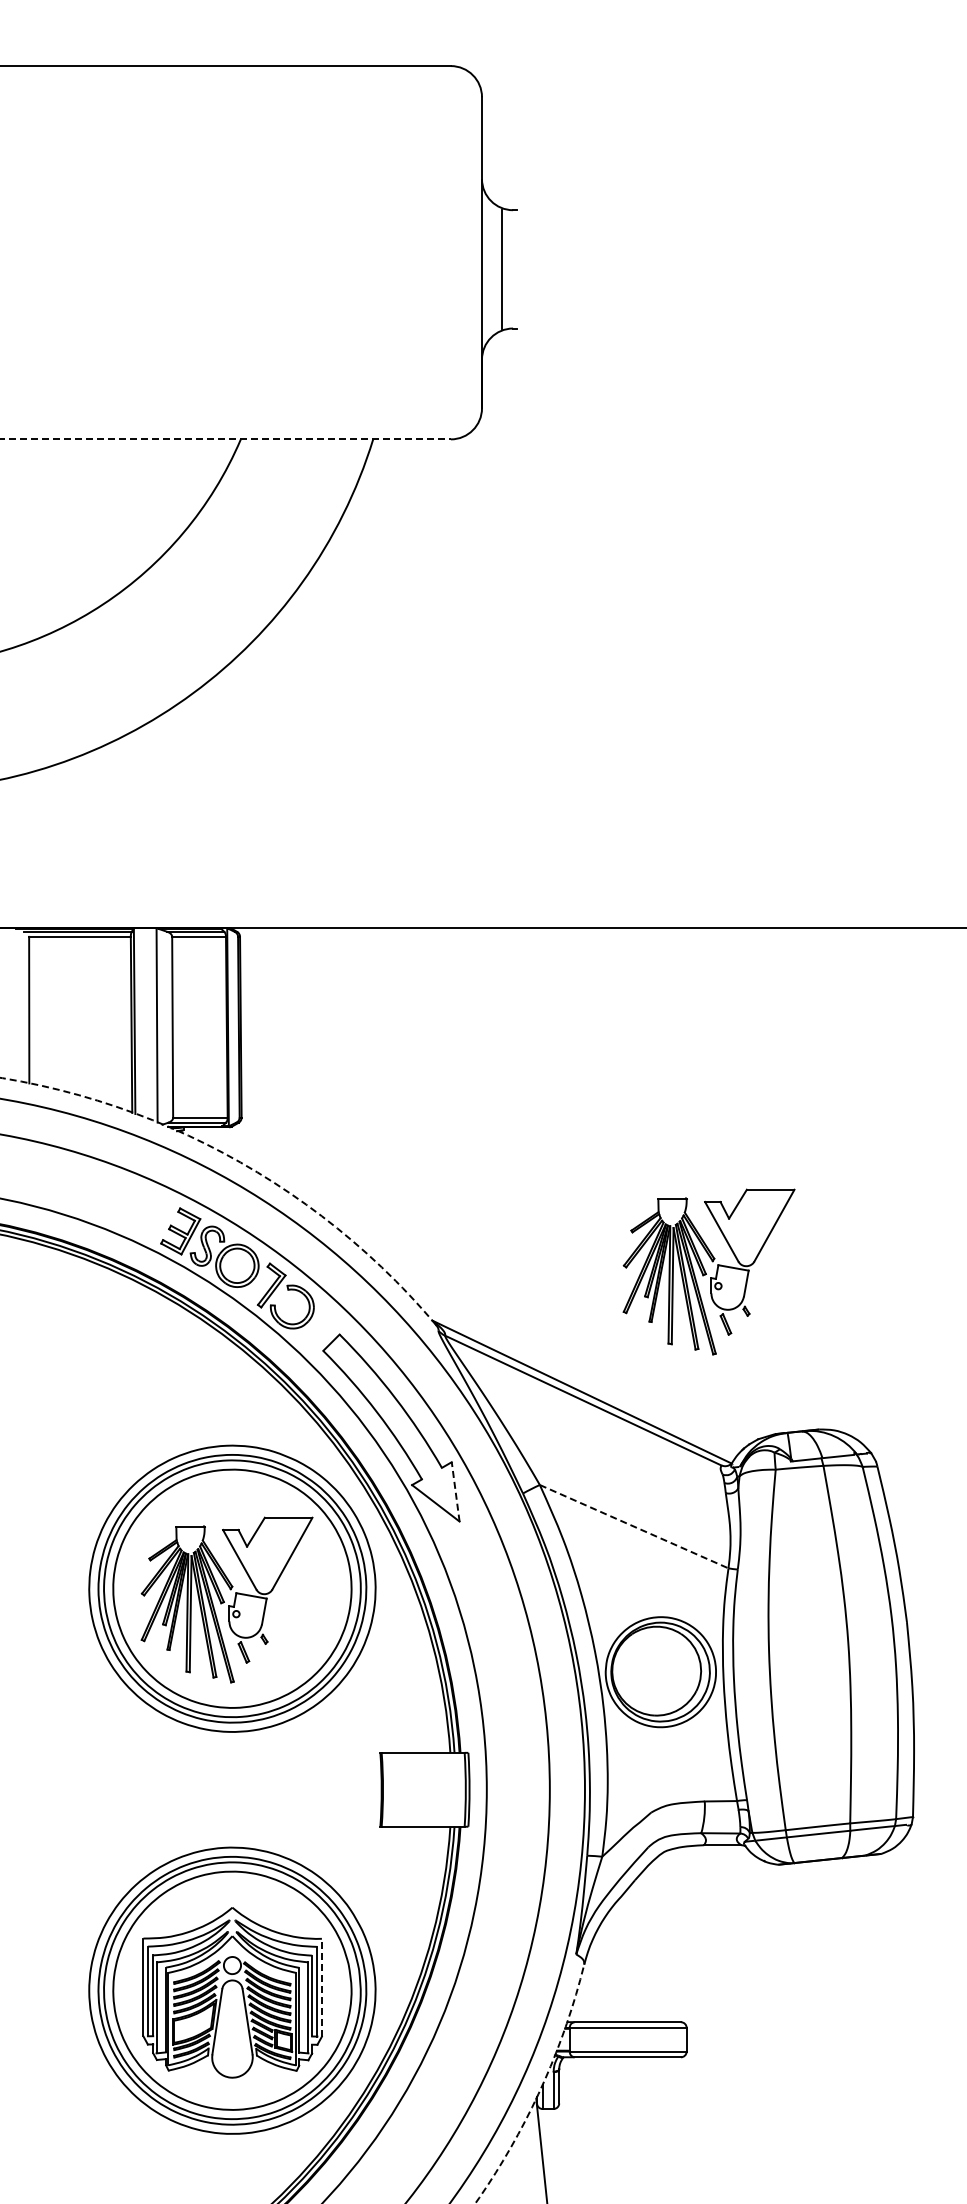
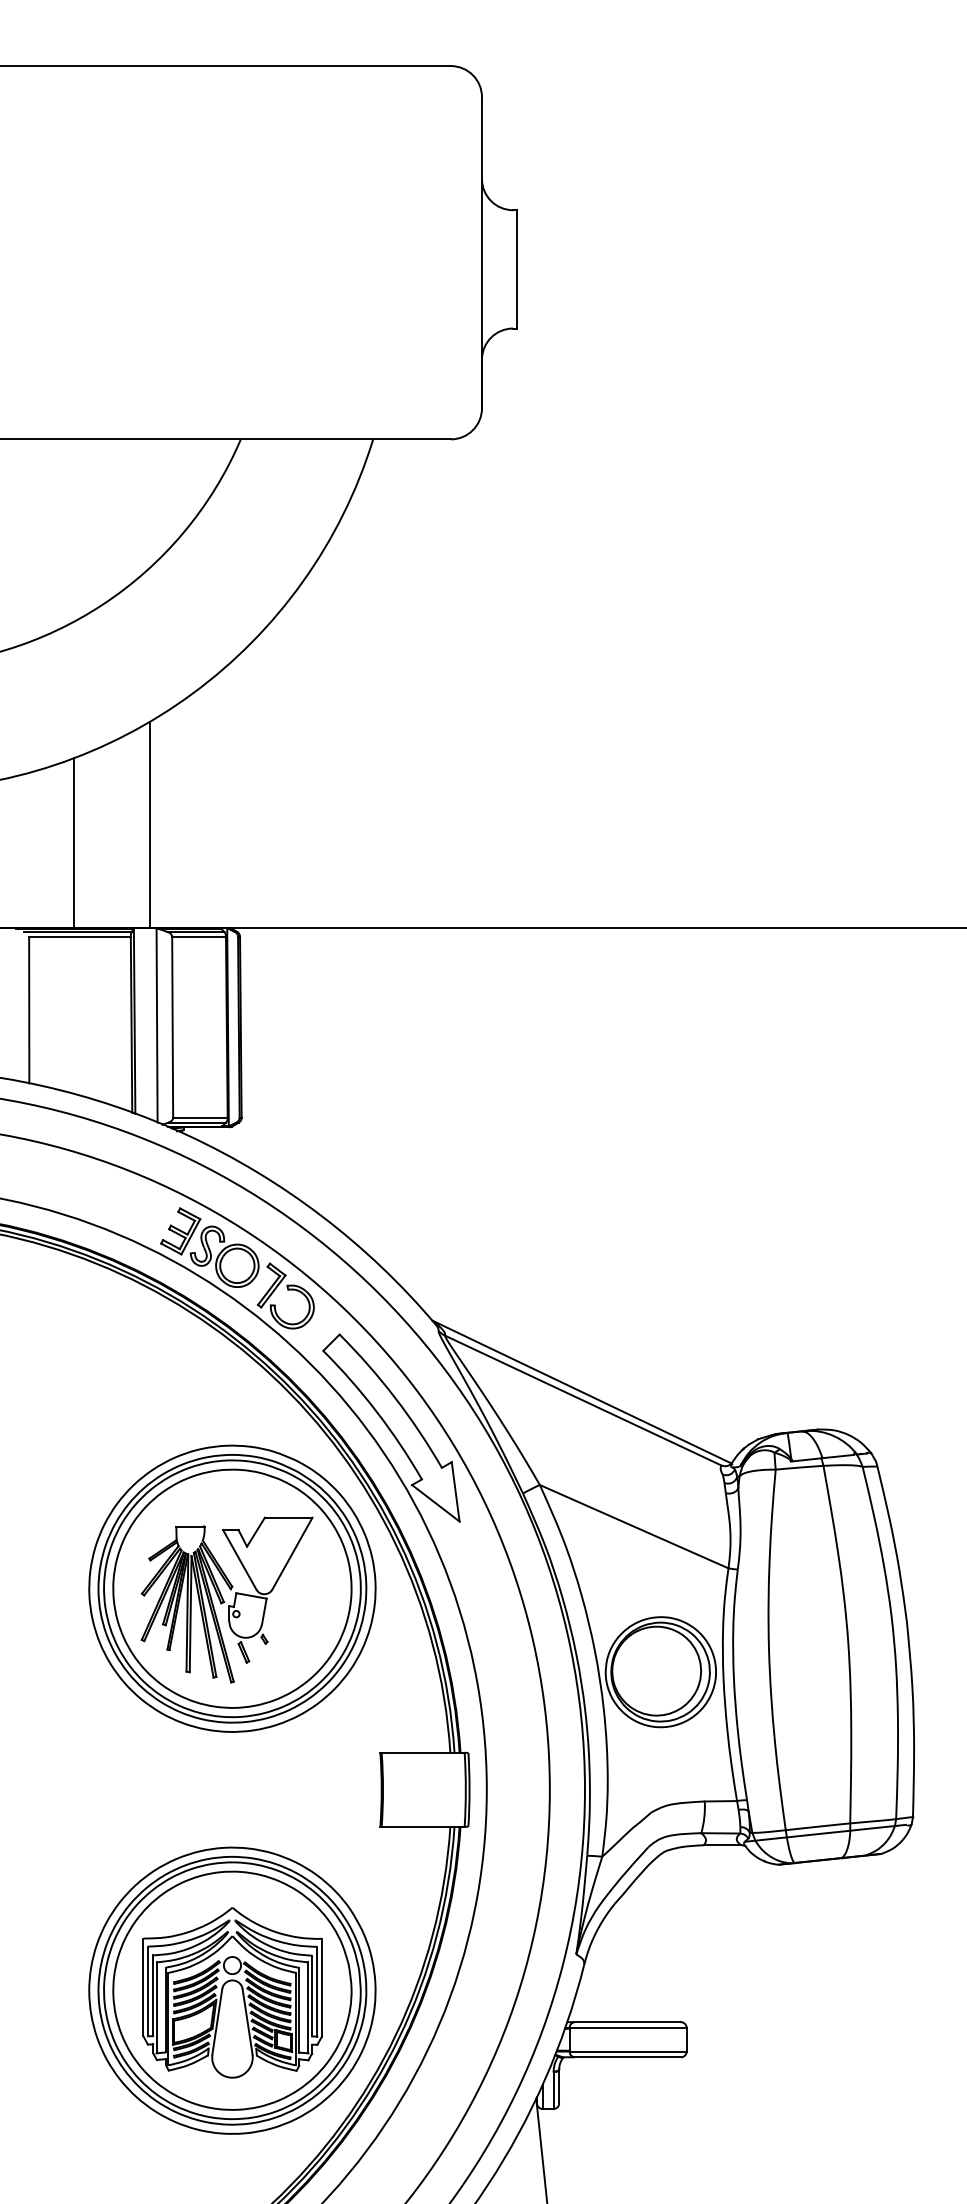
line position: (502, 269) -> (517, 269) (517, 269)
line: dashed -> solid (225, 439)
line: none -> present (149, 824)
line: none -> present (74, 843)
arc: dashed -> solid (239, 1162)
part: present -> none (708, 1271)
line: dashed -> solid (455, 1491)
line: dashed -> solid (634, 1526)
line: dashed -> solid (321, 1987)
arc: dashed -> solid (540, 2089)
